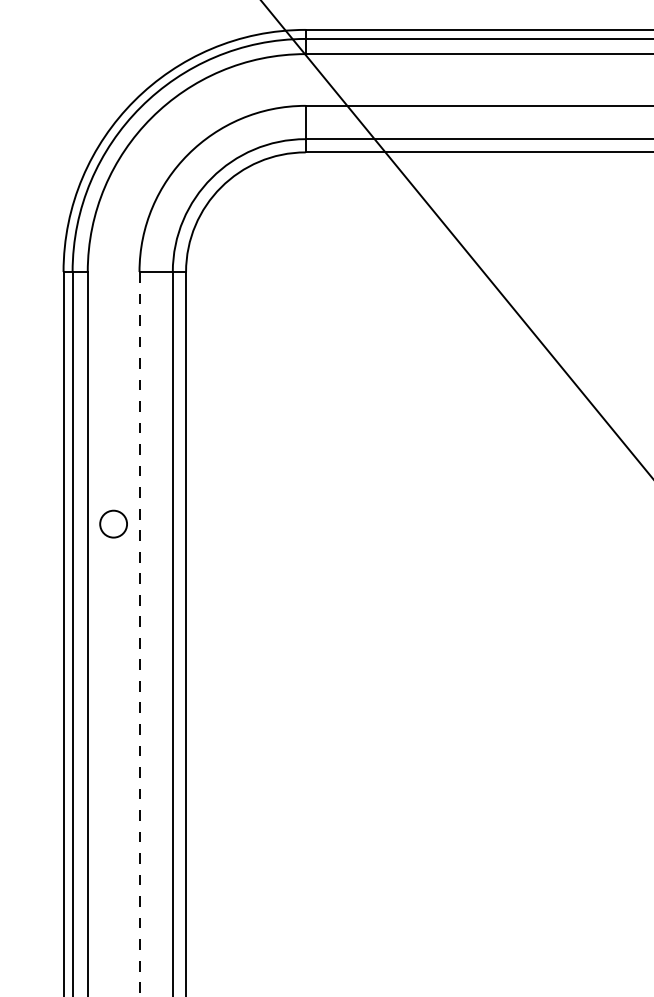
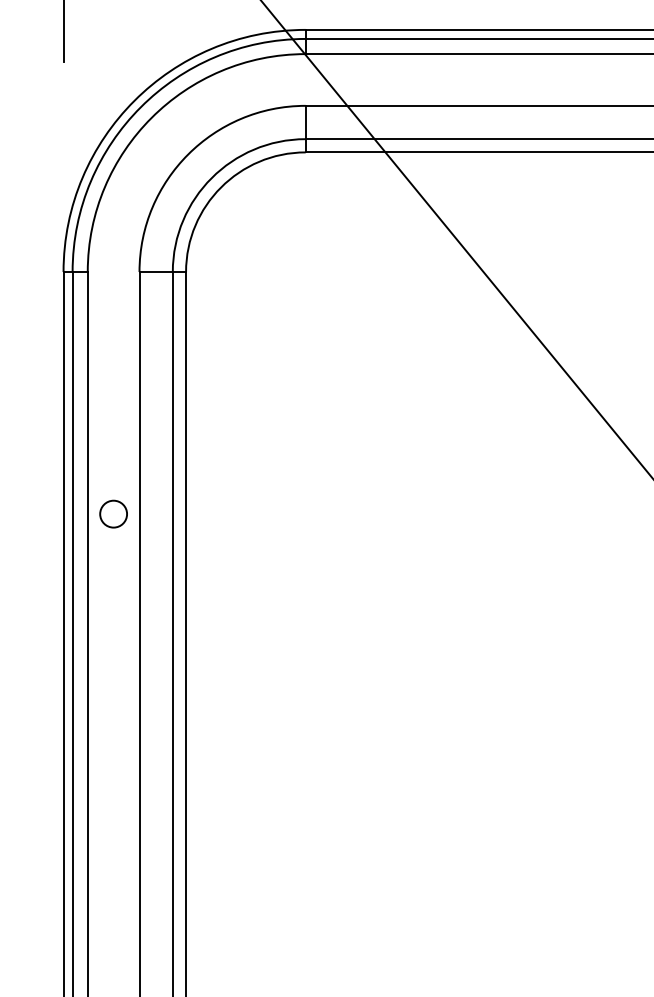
line: none -> present (63, 32)
circle position: (113, 523) -> (113, 513) (113, 513)
line: dashed -> solid (139, 633)
